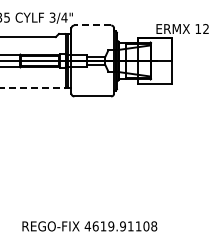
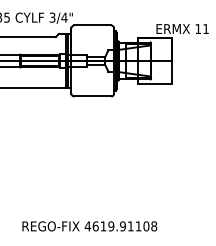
line: dashed -> solid (92, 25)
text: 12 -> 11 (205, 28)
line: dashed -> solid (32, 88)
